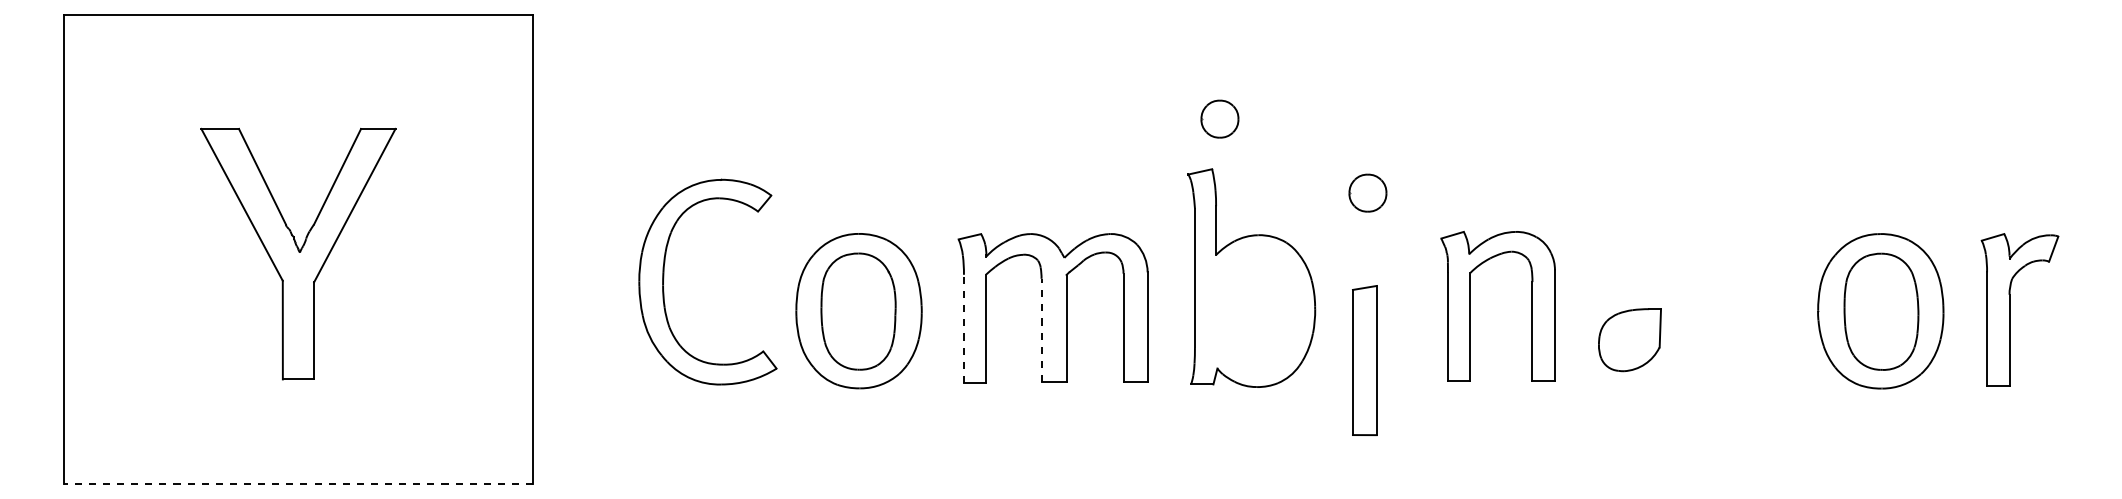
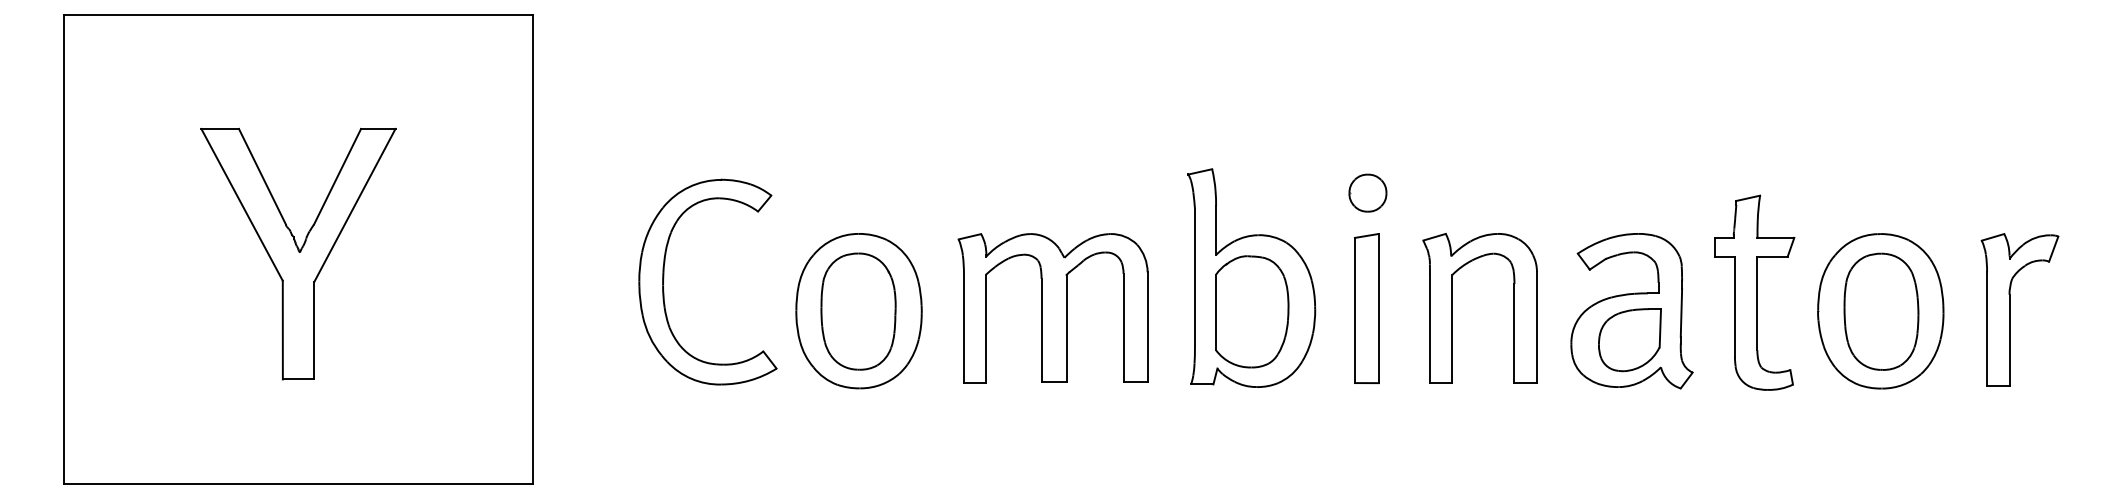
part: present -> none (1219, 118)
part: none -> present (1754, 292)
part position: (1470, 306) -> (1452, 308) (1452, 308)
part: none -> present (1252, 311)
part: none -> present (1631, 311)
line: dashed -> solid (963, 328)
line: dashed -> solid (1041, 330)
part position: (1364, 360) -> (1366, 308) (1366, 308)
line: dashed -> solid (298, 484)
